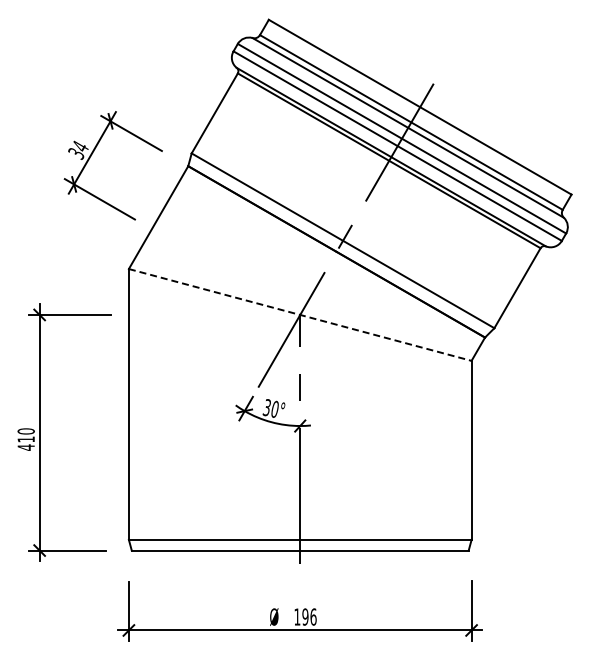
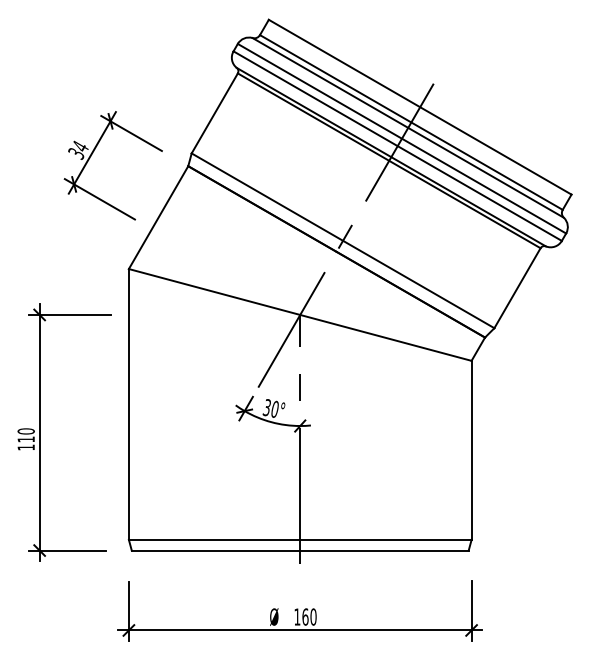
line: dashed -> solid (300, 315)
text: 410 -> 110 (25, 447)
text: 196 -> 160 (309, 616)
